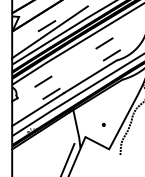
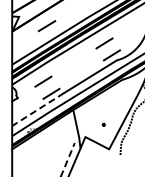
line: present -> none (49, 32)
line: solid -> dashed (38, 109)
line: solid -> dashed (67, 159)
